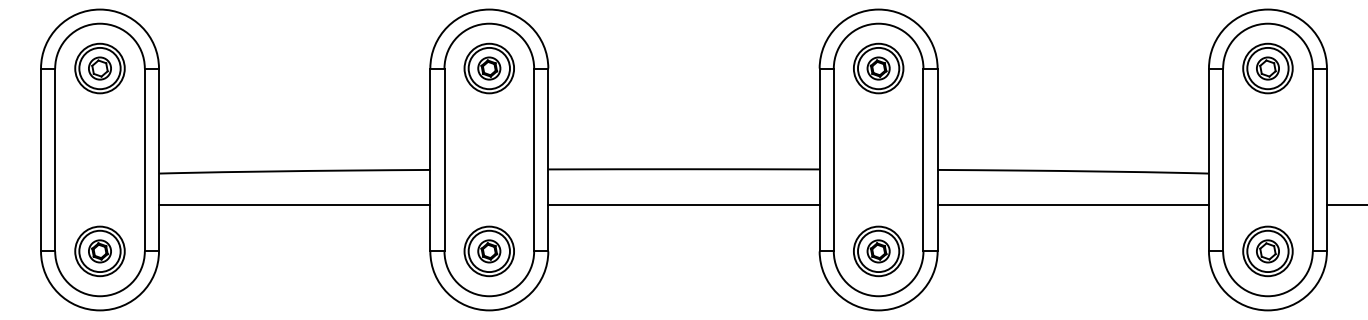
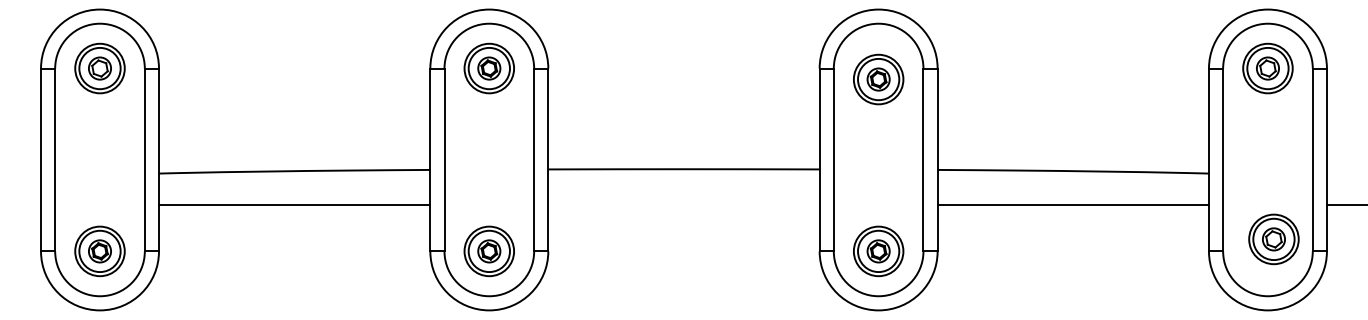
part position: (878, 68) -> (878, 79) (878, 79)
line: present -> none (683, 205)
part position: (1267, 251) -> (1273, 239) (1273, 239)
